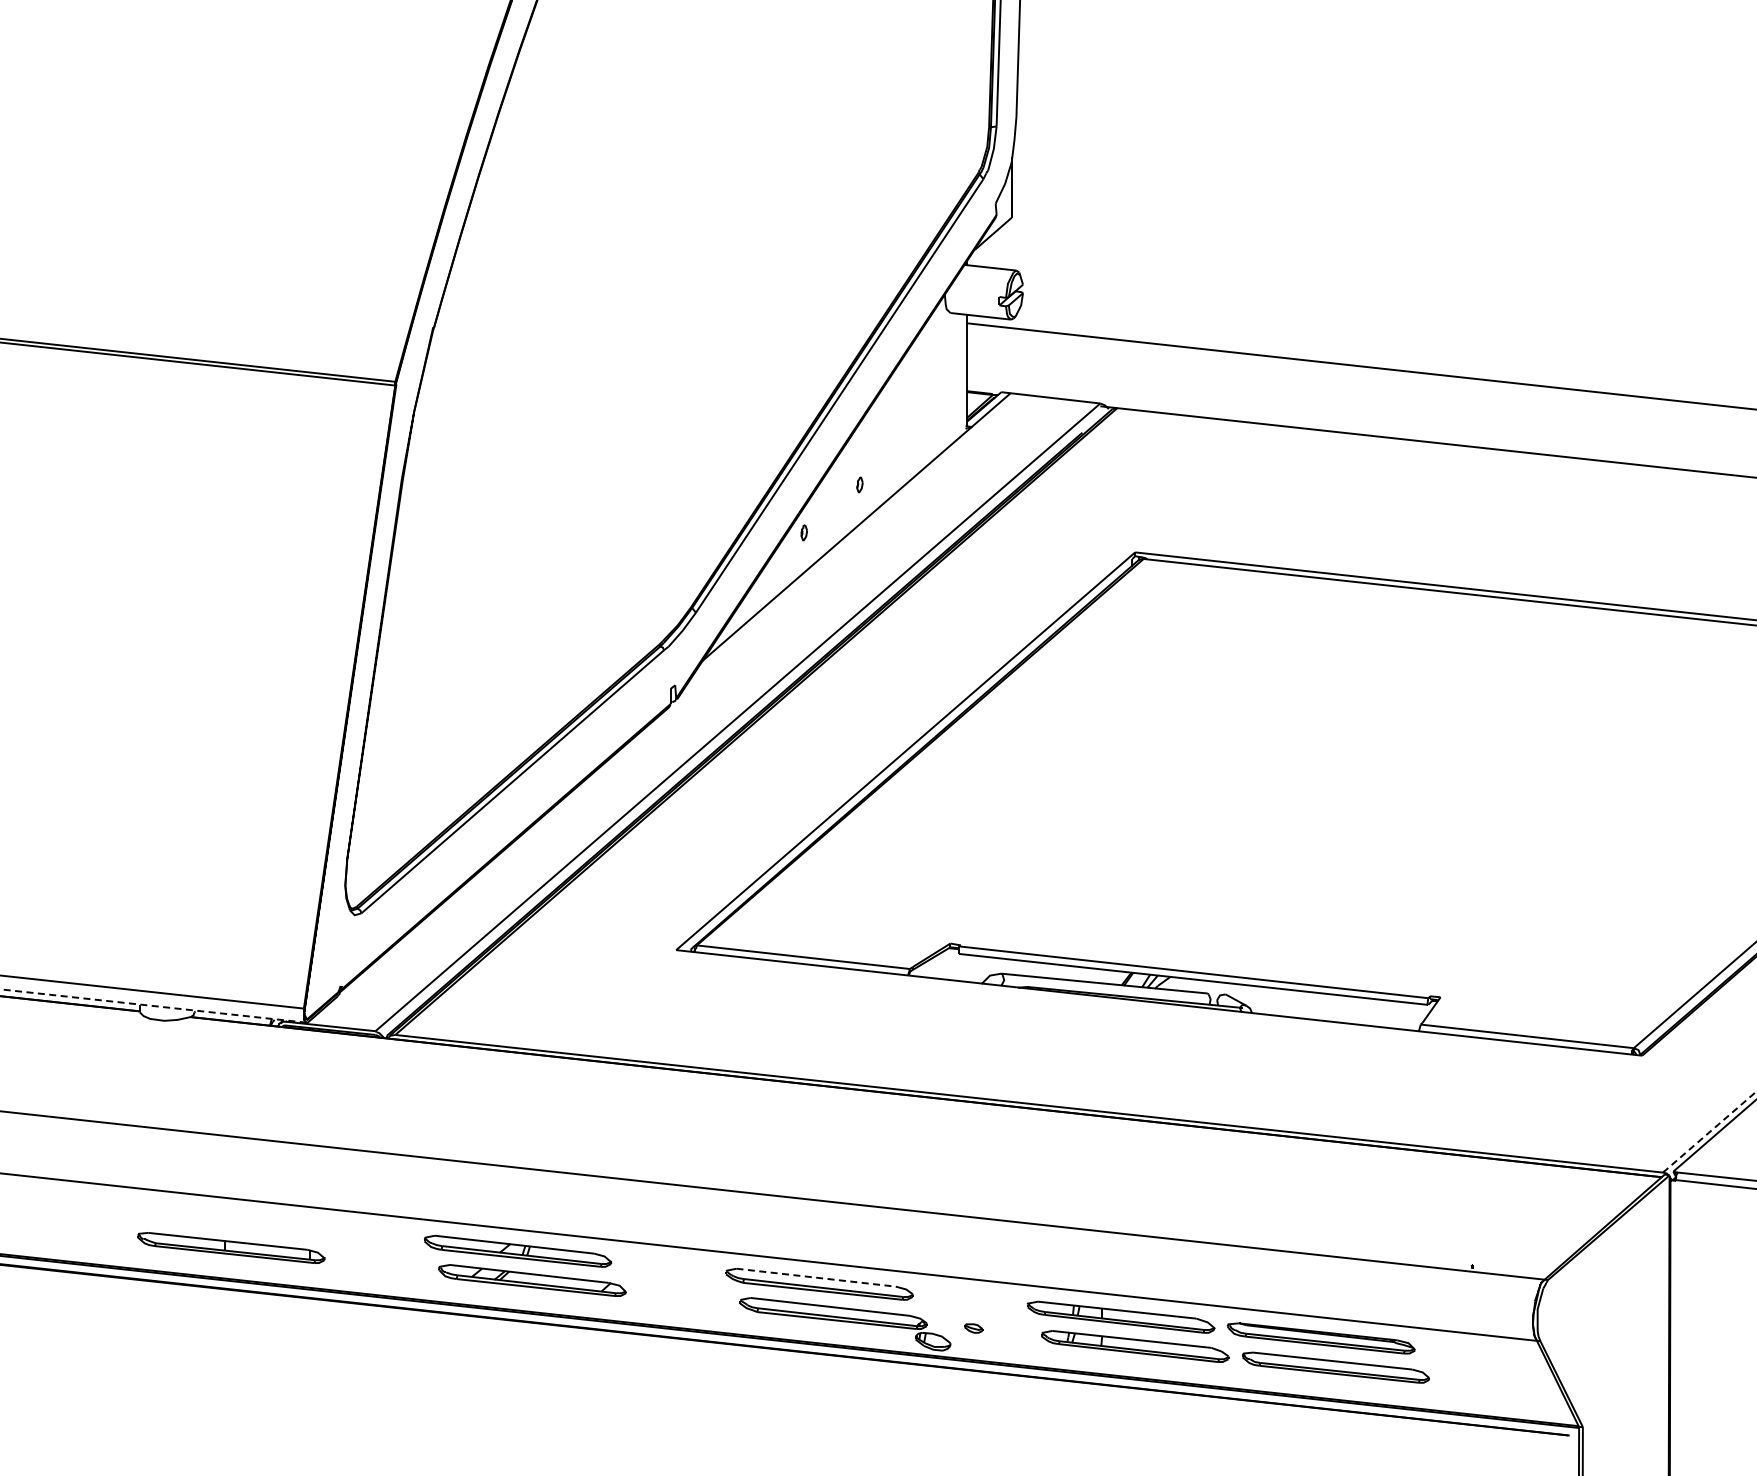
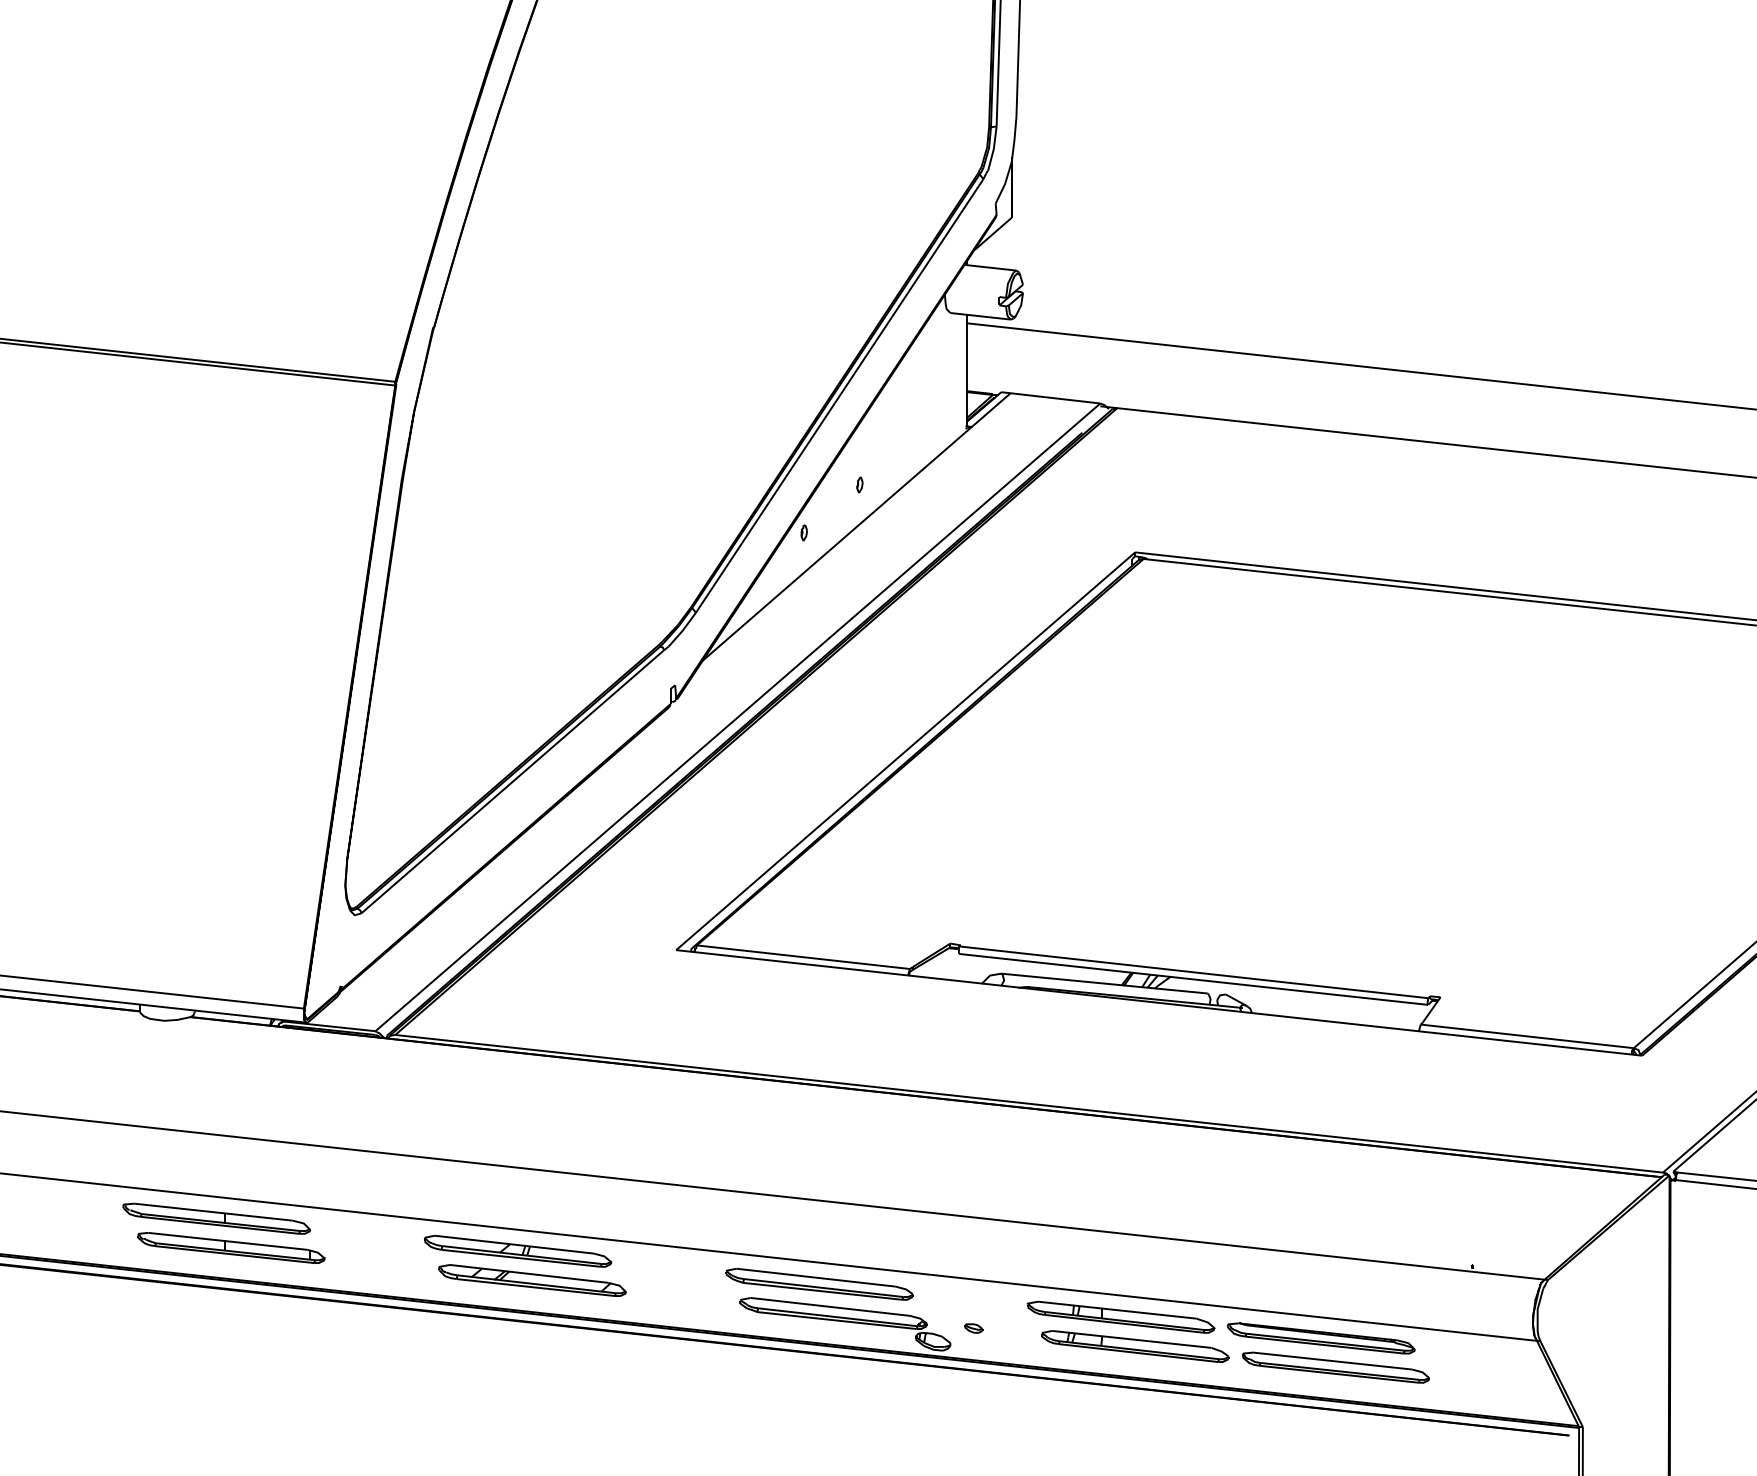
line: dashed -> solid (153, 1006)
line: dashed -> solid (1709, 1131)
part: none -> present (216, 1218)
line: dashed -> solid (816, 1277)
